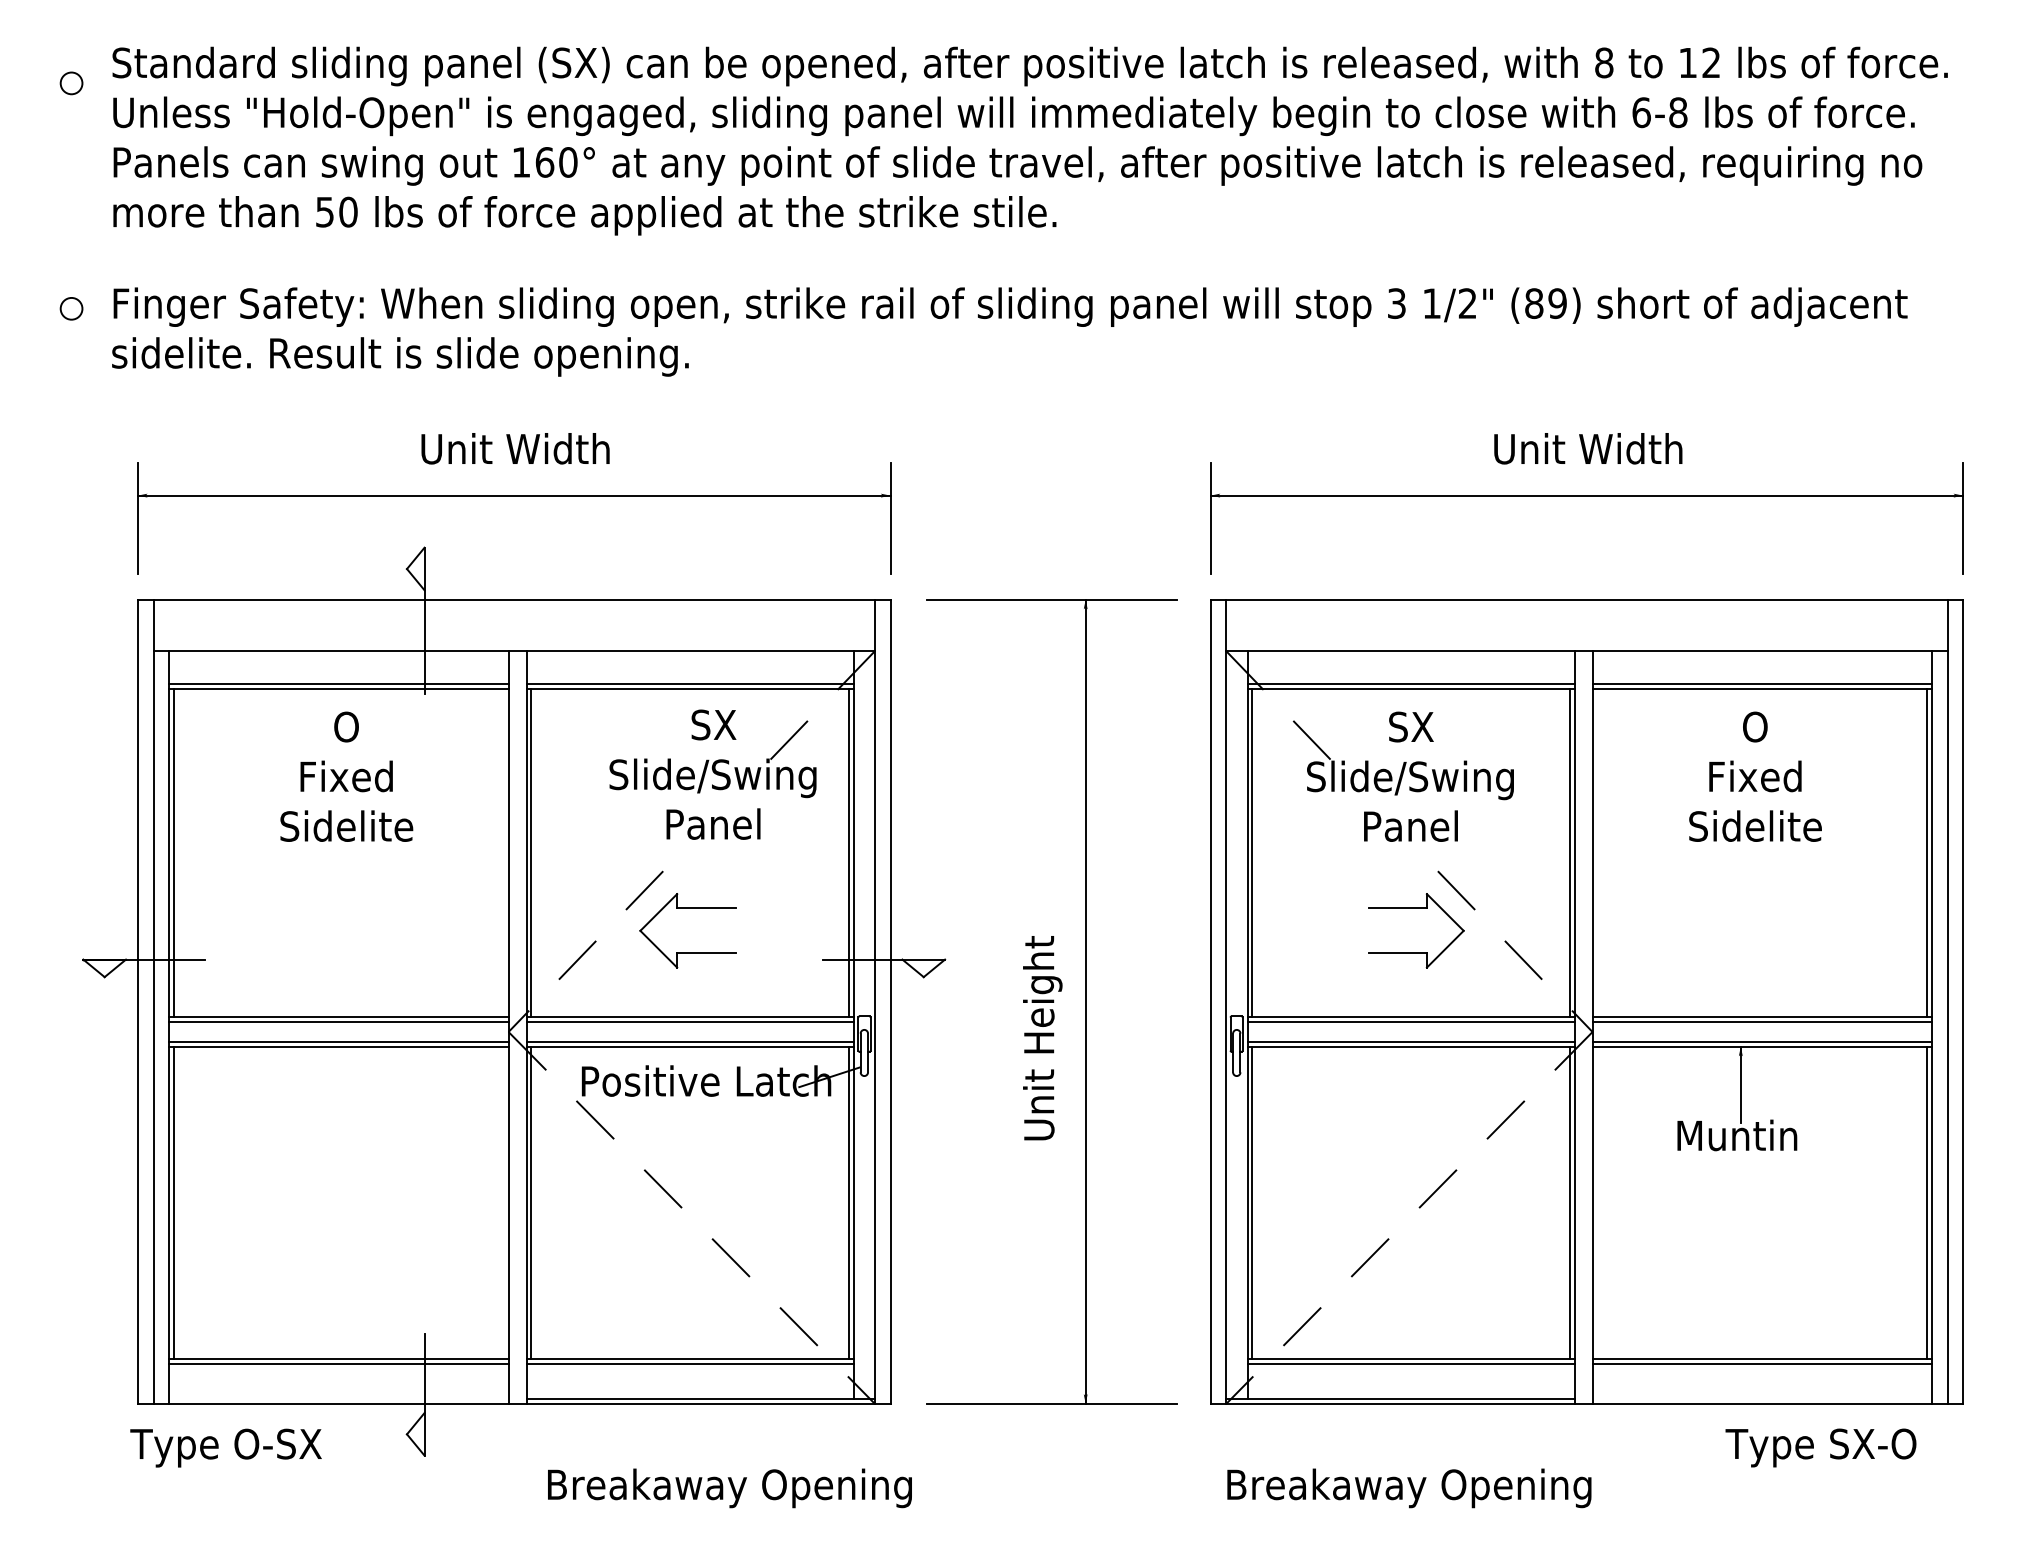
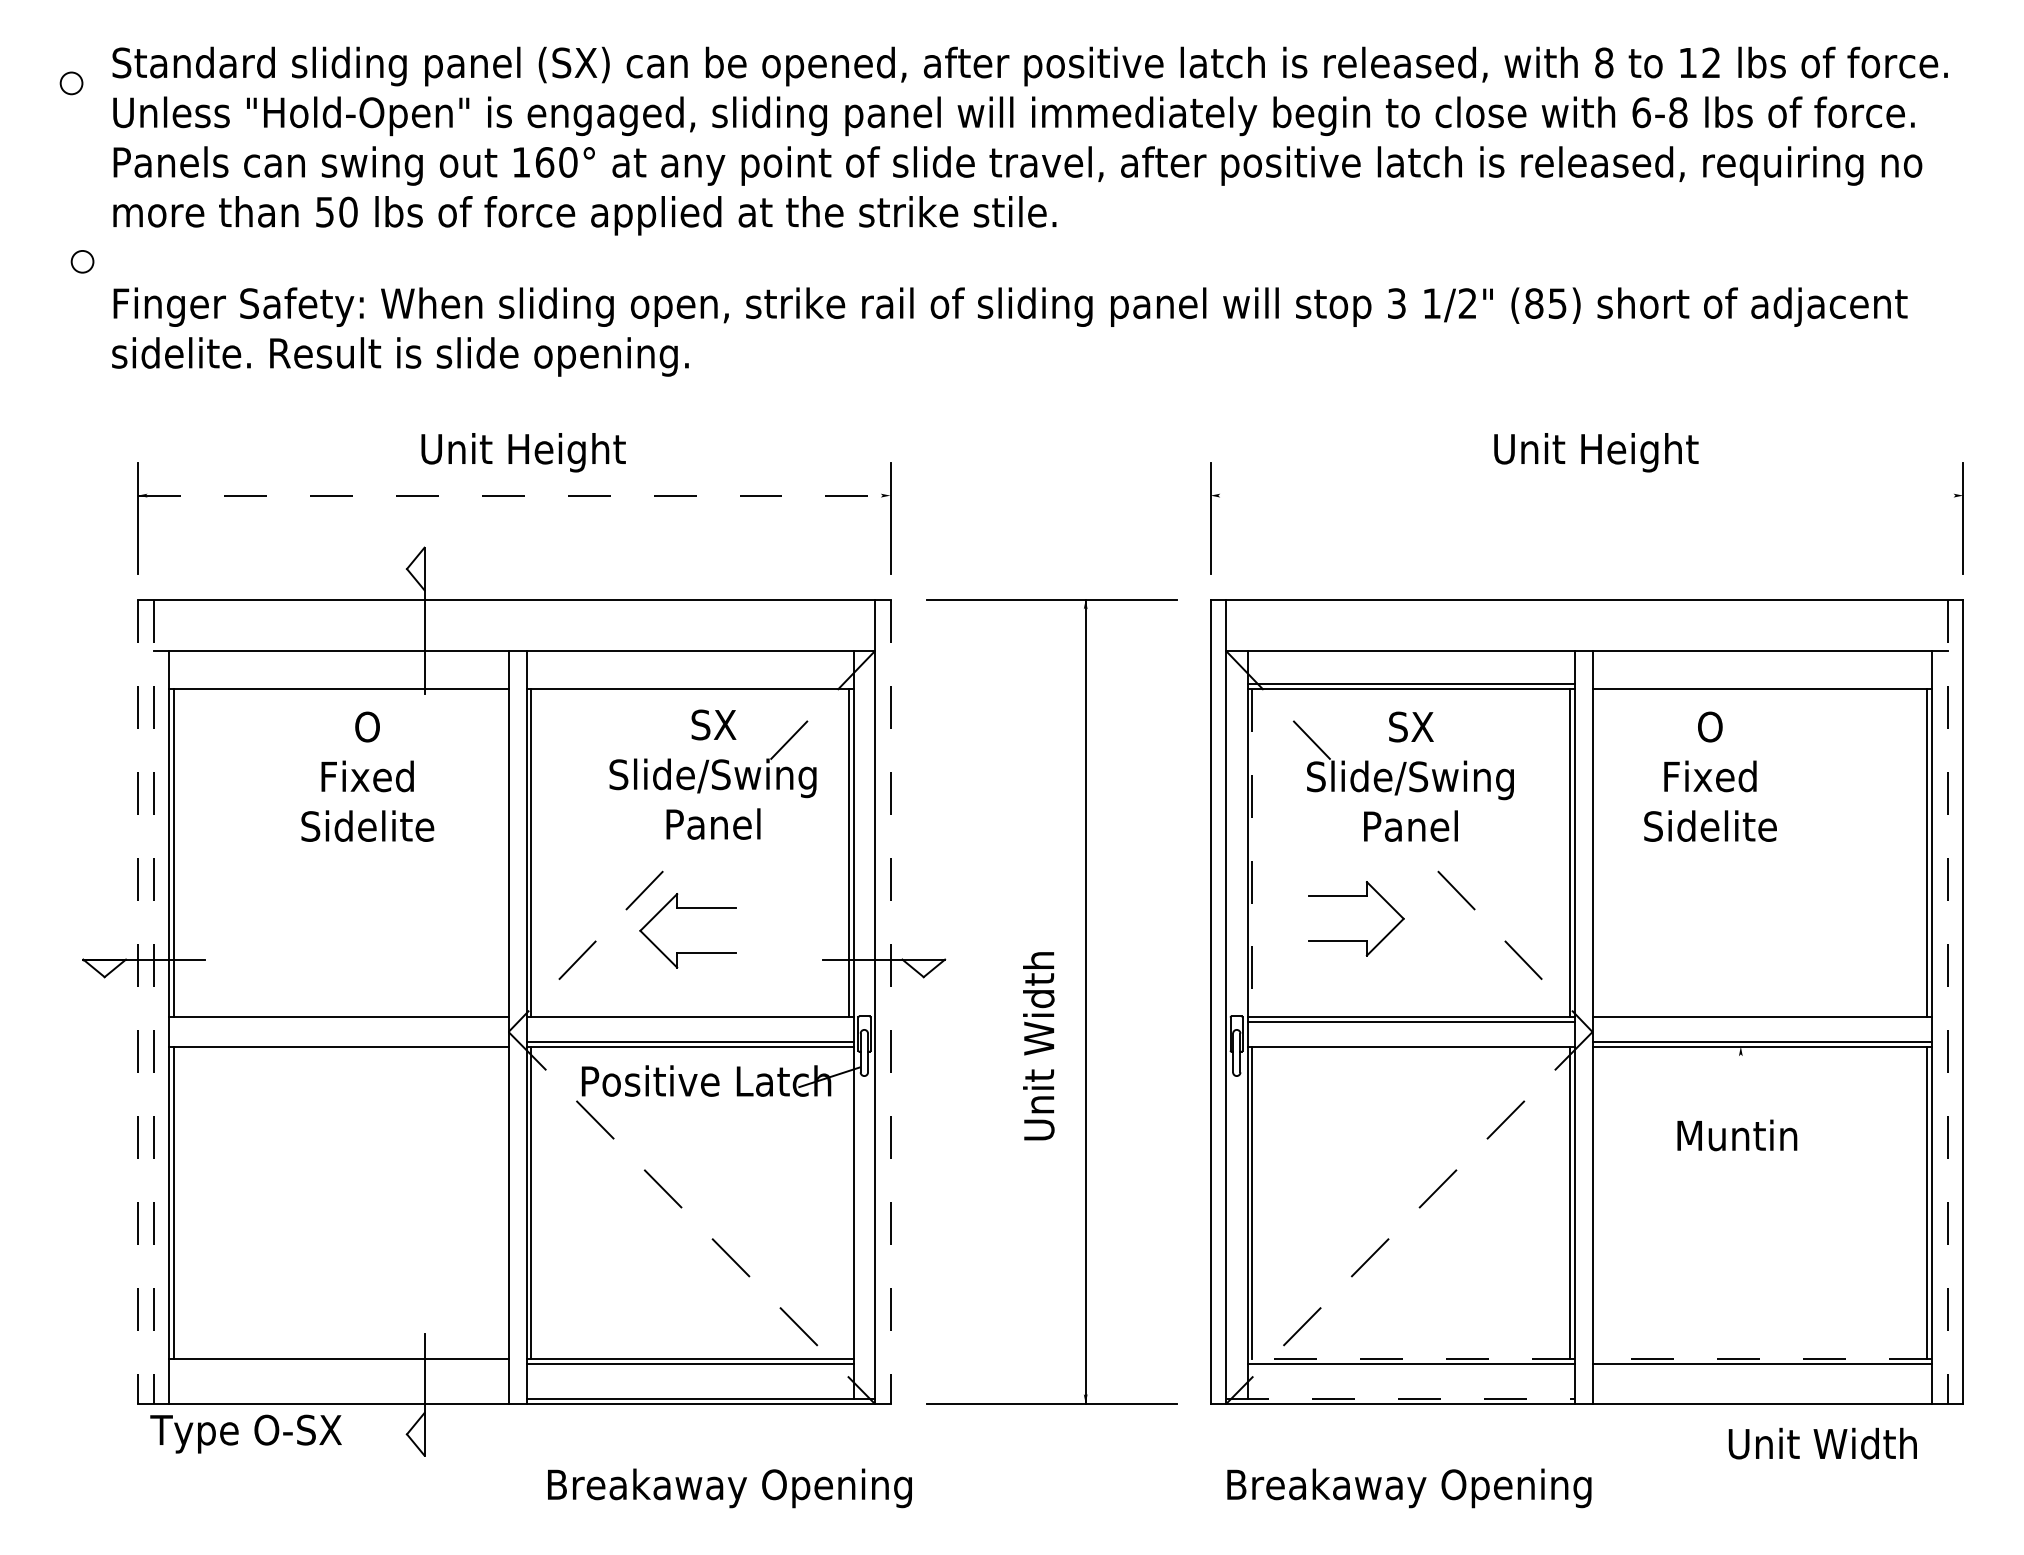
text: (89) -> (85) (1557, 303)
circle position: (71, 308) -> (82, 261) (82, 261)
text: Unit Width -> Unit Height (565, 452)
text: Unit Width -> Unit Height (1638, 452)
line: solid -> dashed (514, 495)
line: present -> none (1586, 495)
line: present -> none (338, 684)
line: present -> none (689, 684)
line: present -> none (1761, 684)
text position: (346, 776) -> (367, 776) (367, 776)
text position: (1755, 776) -> (1710, 776) (1710, 776)
line: solid -> dashed (1252, 853)
part position: (1416, 908) -> (1356, 896) (1356, 896)
text: Unit Height -> Unit Width (1042, 995)
line: solid -> dashed (137, 1001)
line: solid -> dashed (153, 1001)
line: solid -> dashed (890, 1001)
line: solid -> dashed (1947, 1001)
line: present -> none (338, 1021)
line: present -> none (689, 1021)
line: present -> none (1761, 1021)
line: present -> none (338, 1042)
line: present -> none (1410, 1042)
line: present -> none (1740, 1084)
line: present -> none (849, 1202)
line: solid -> dashed (1411, 1359)
line: solid -> dashed (1762, 1359)
line: present -> none (338, 1363)
line: solid -> dashed (1400, 1399)
text position: (225, 1447) -> (245, 1433) (245, 1433)
text: Type SX-O -> Unit Width (1820, 1447)
